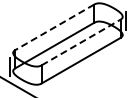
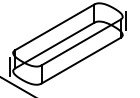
line: dashed -> solid (54, 27)
line: dashed -> solid (81, 42)
